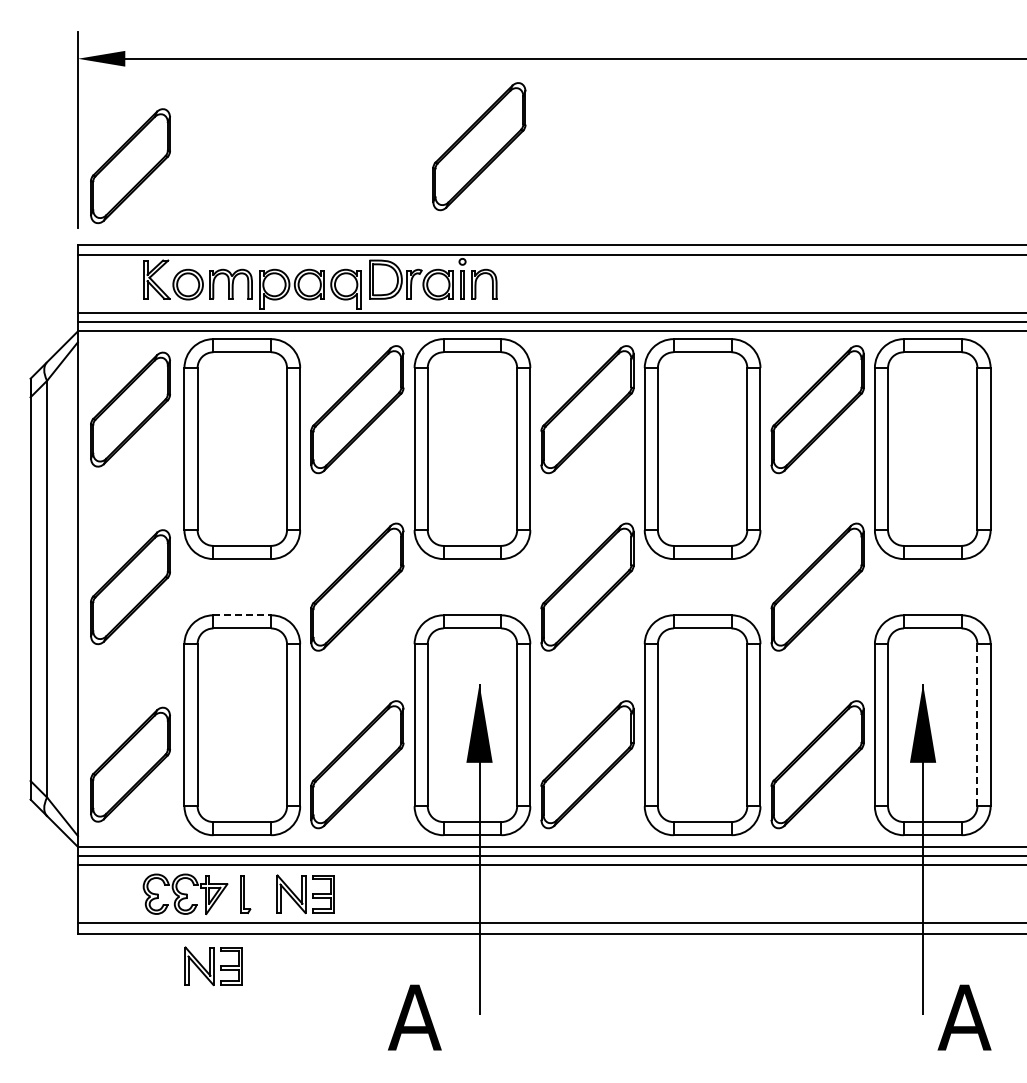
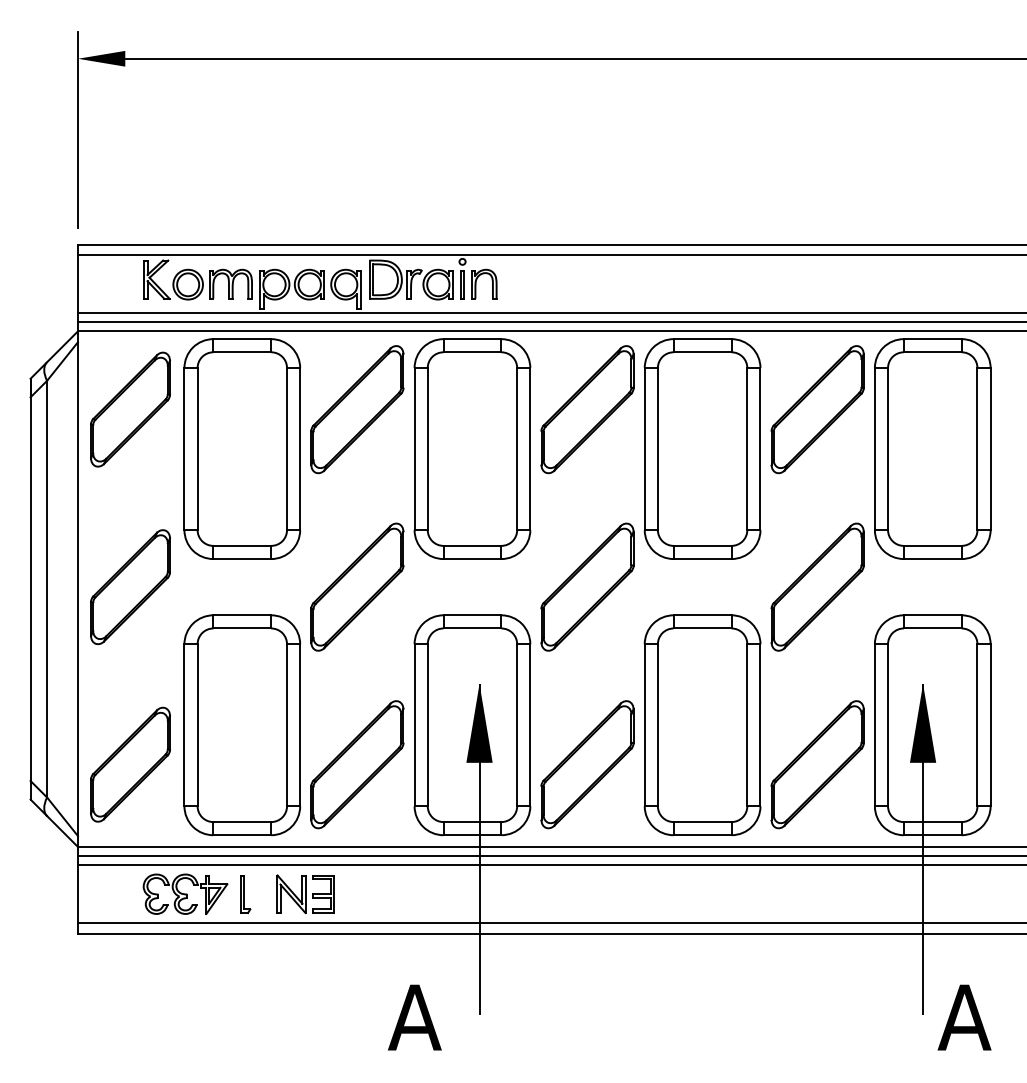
part: present -> none (479, 146)
part: present -> none (130, 166)
line: dashed -> solid (242, 615)
line: dashed -> solid (977, 724)
part: present -> none (213, 966)
